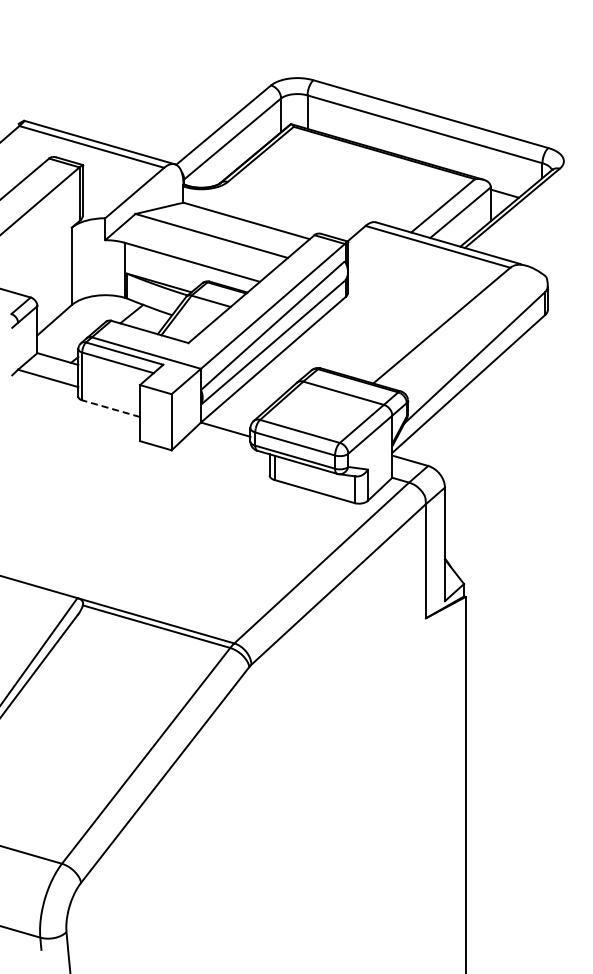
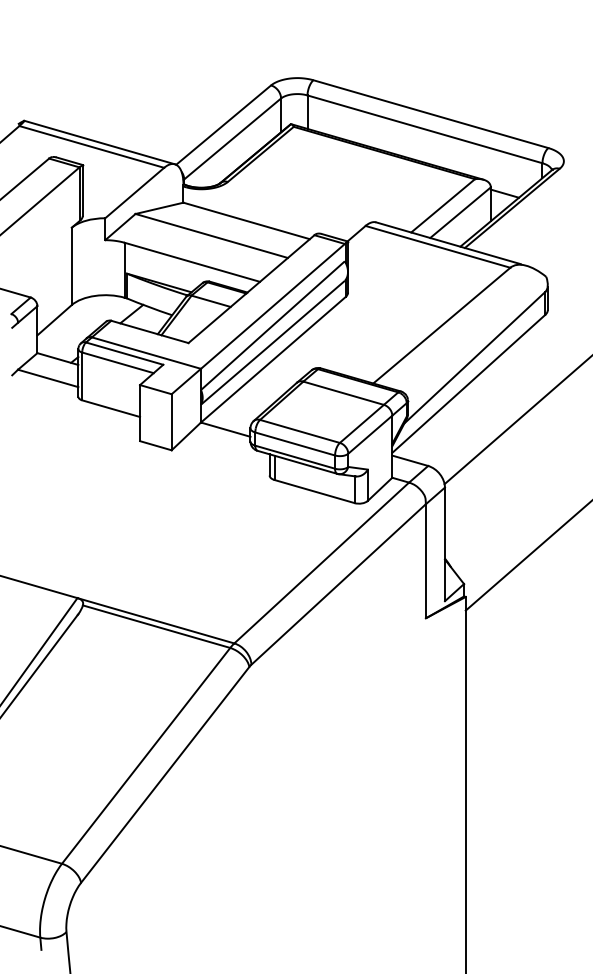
line: dashed -> solid (110, 408)
line: none -> present (516, 421)
line: none -> present (527, 556)
